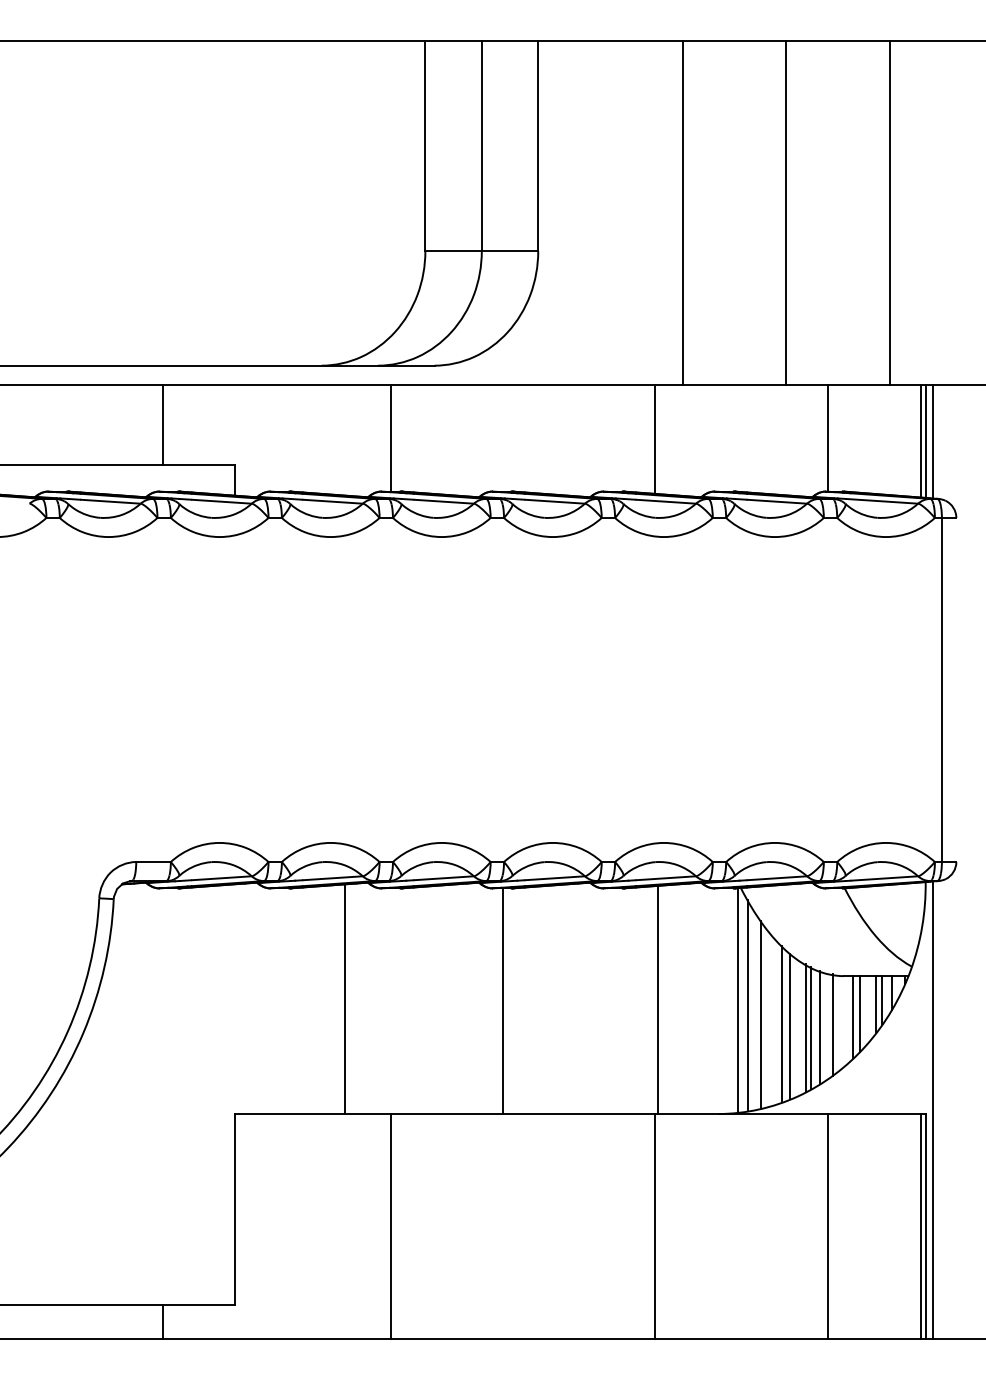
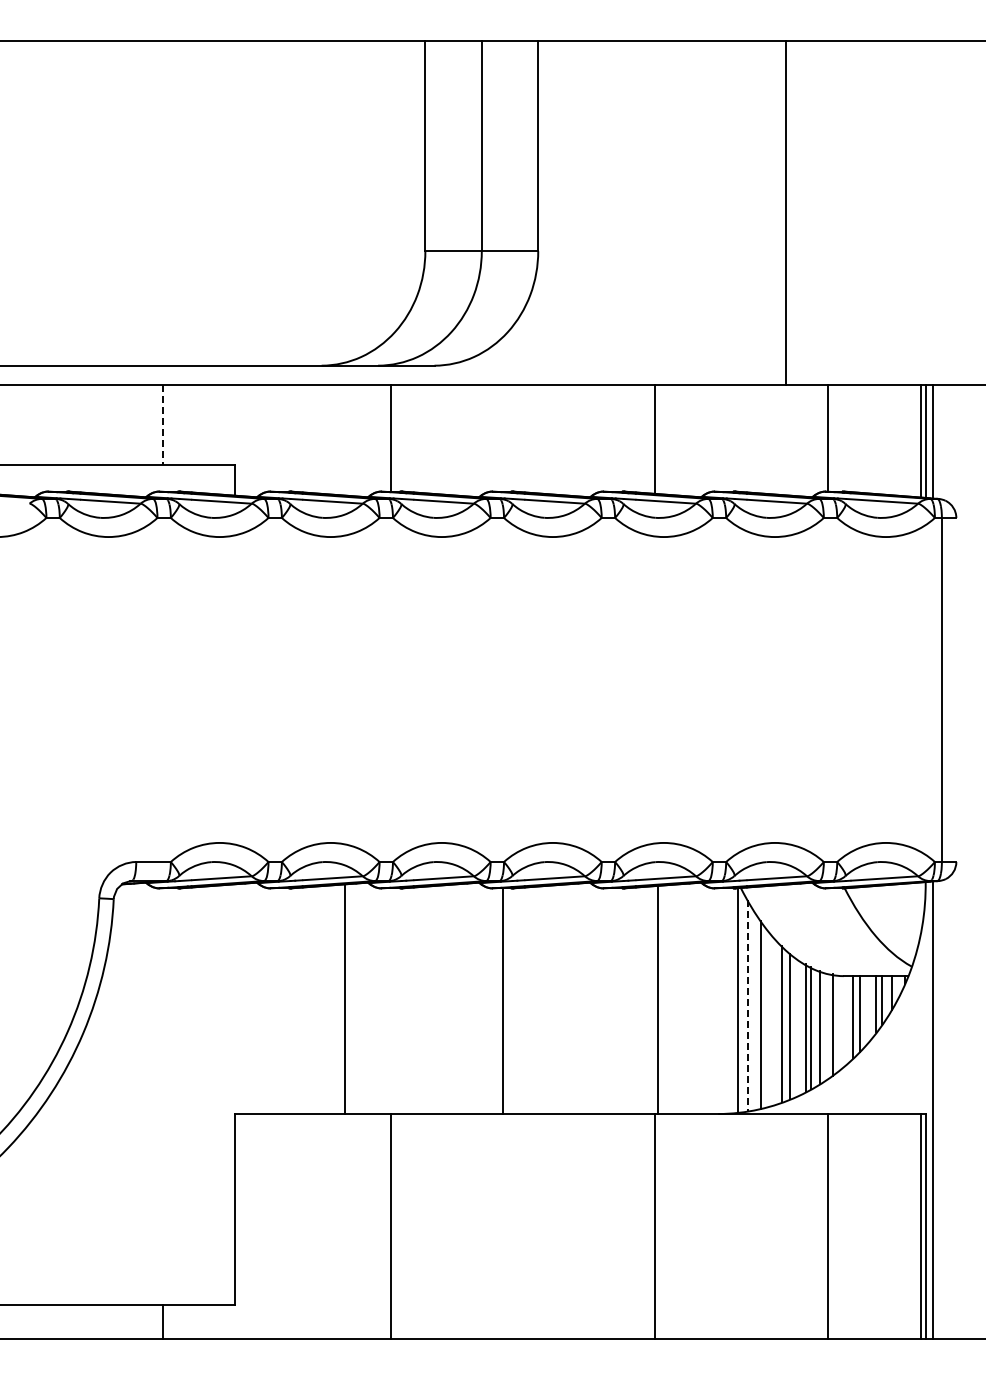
line: present -> none (682, 212)
line: present -> none (890, 212)
line: solid -> dashed (163, 425)
line: solid -> dashed (748, 1006)
